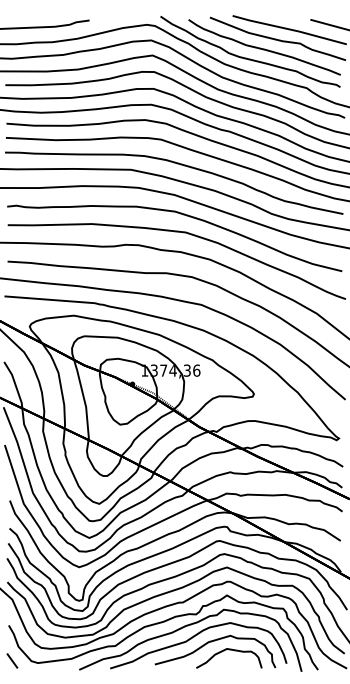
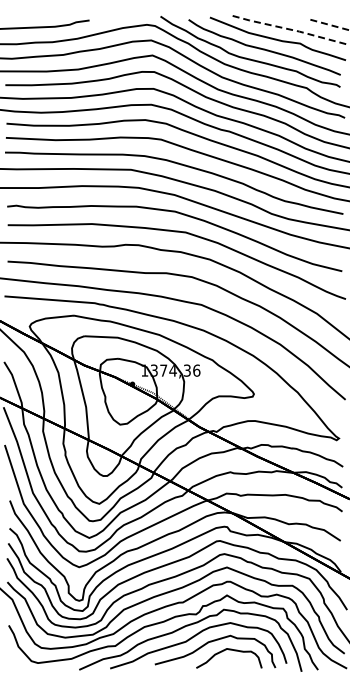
line: solid -> dashed (330, 25)
line: solid -> dashed (290, 29)
line: present -> none (12, 660)
